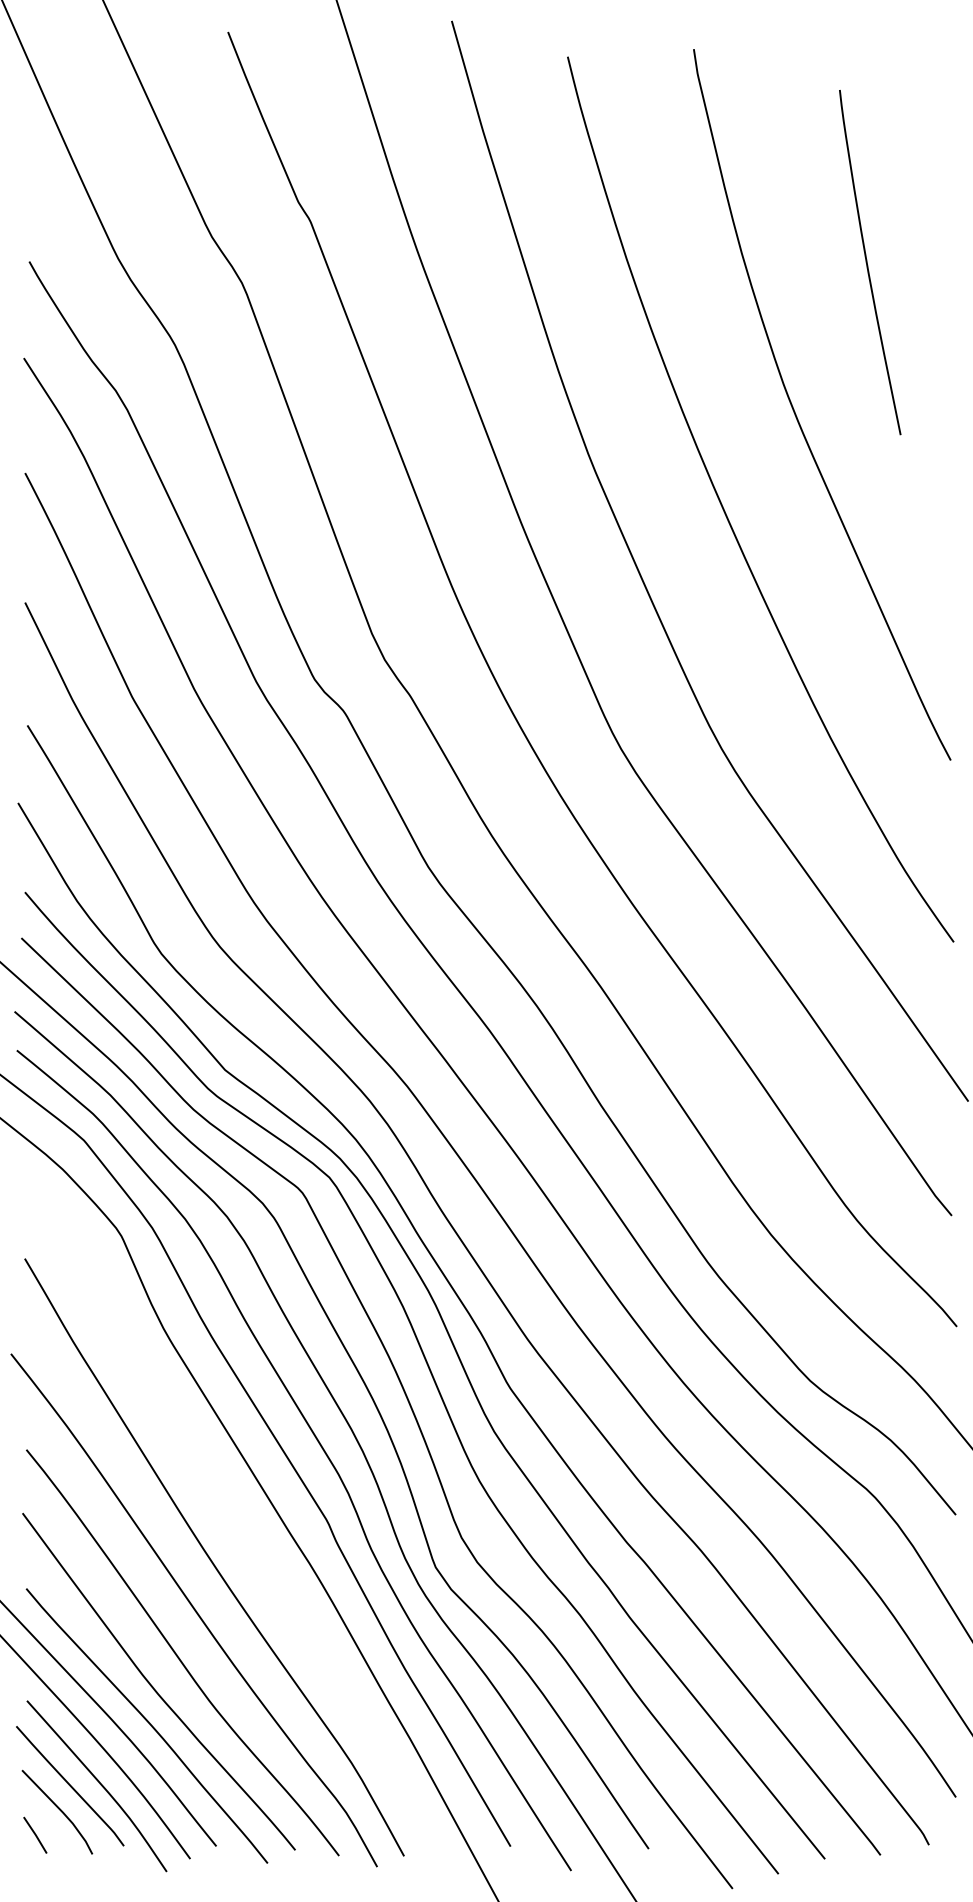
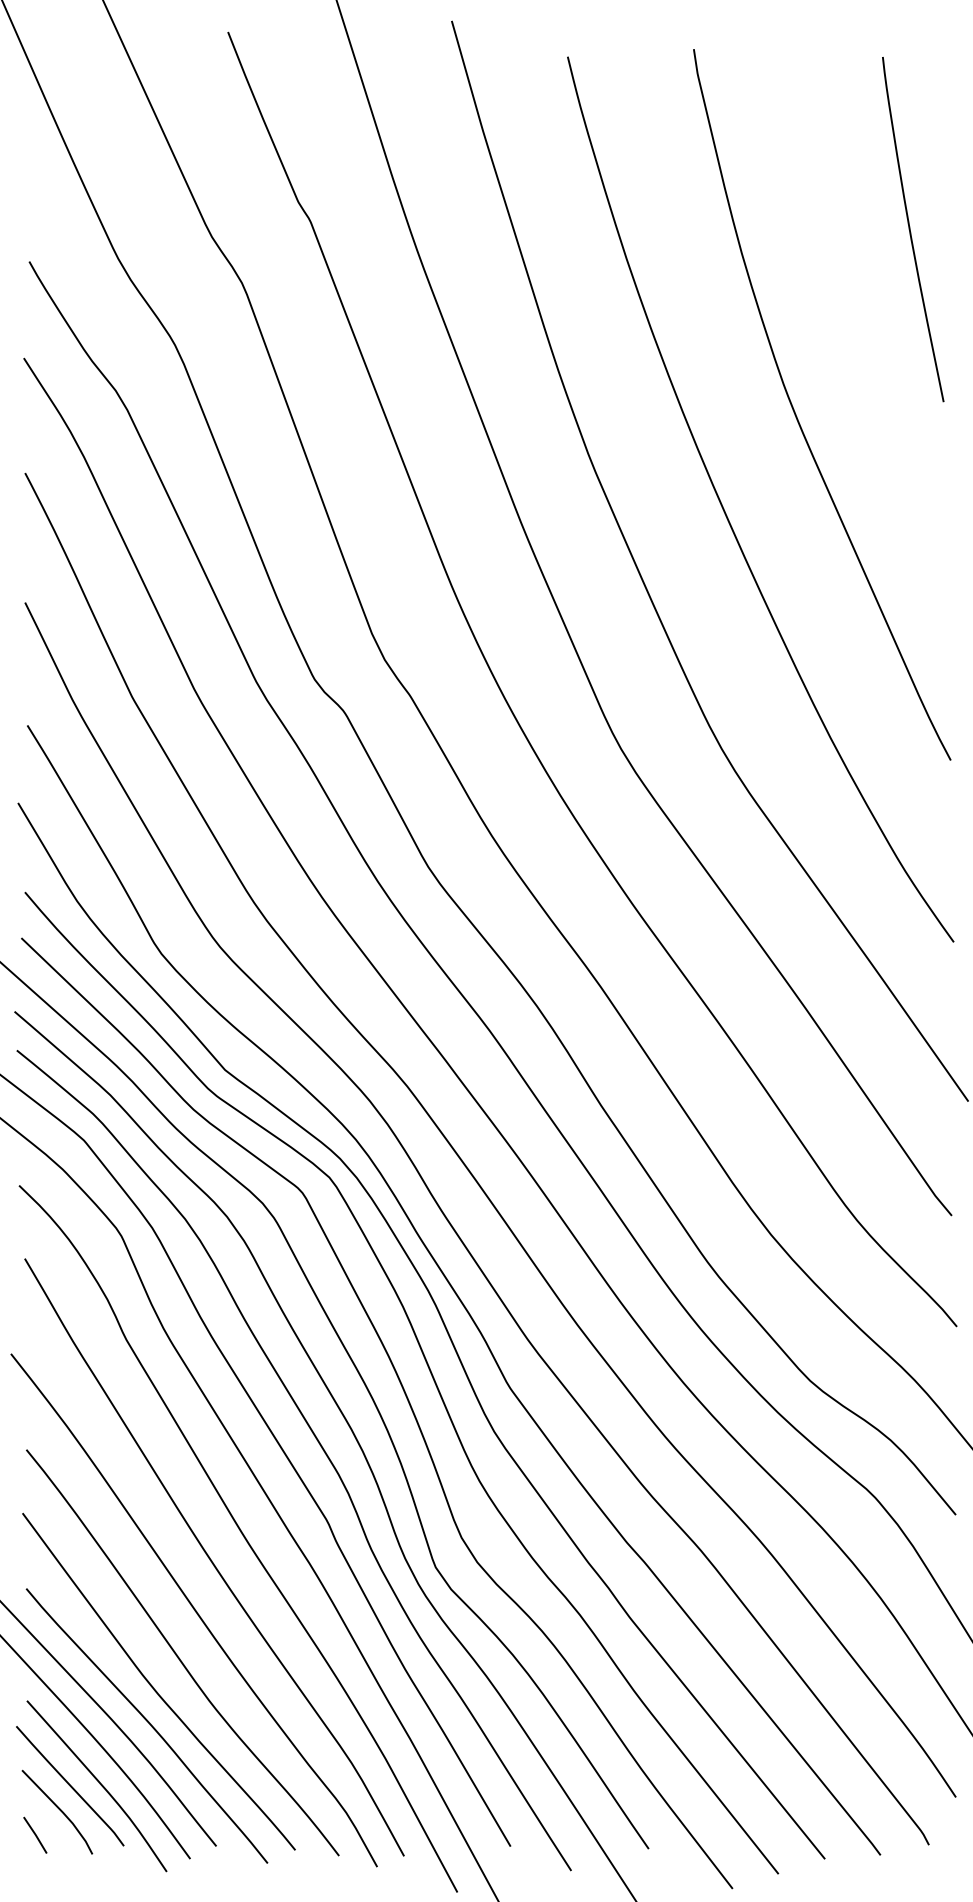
curve position: (867, 262) -> (910, 229) (910, 229)
curve: none -> present (241, 1534)
